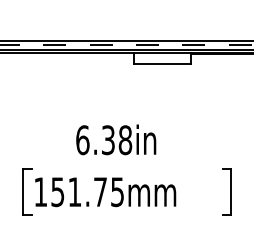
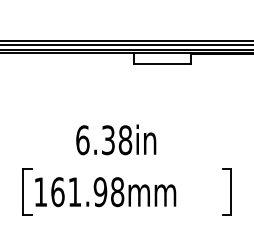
line: dashed -> solid (127, 45)
text: 151.75mm -> 161.98mm (87, 192)
